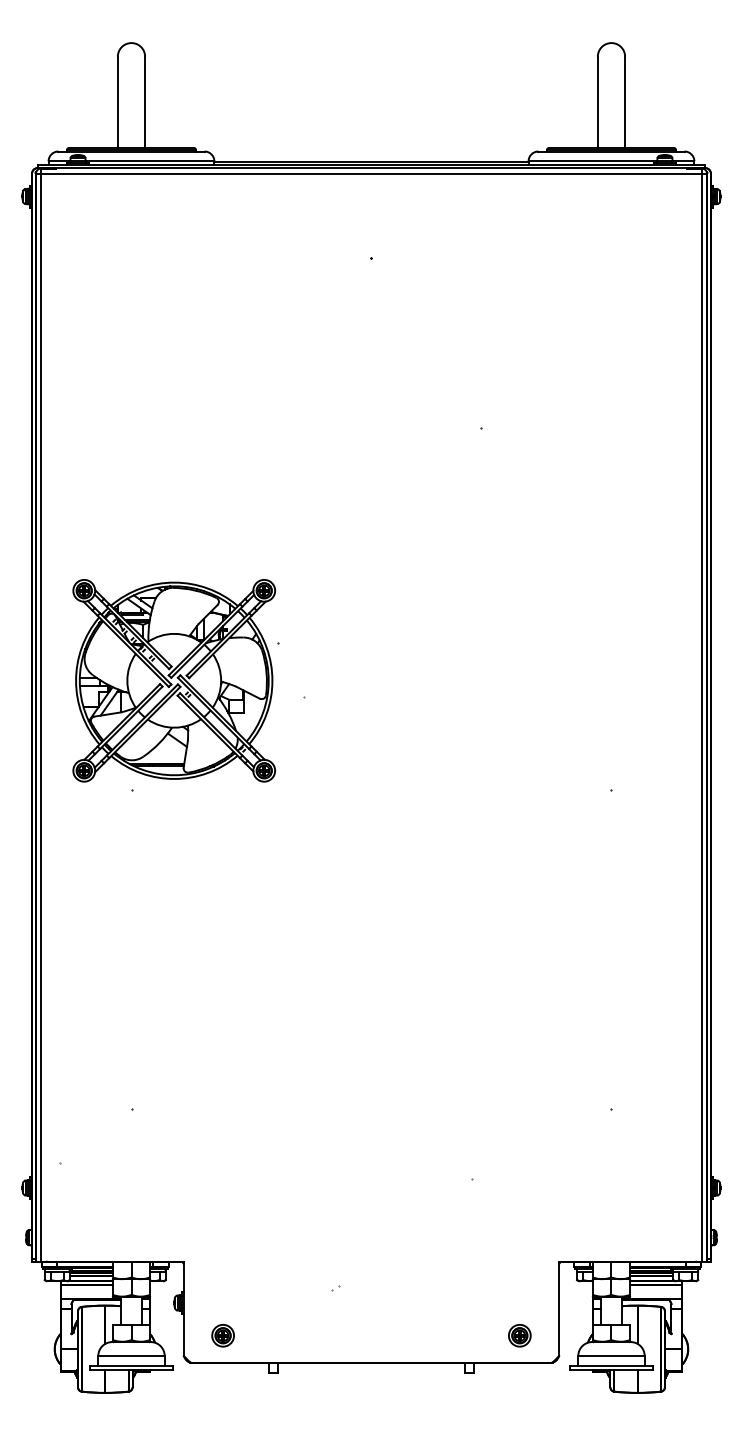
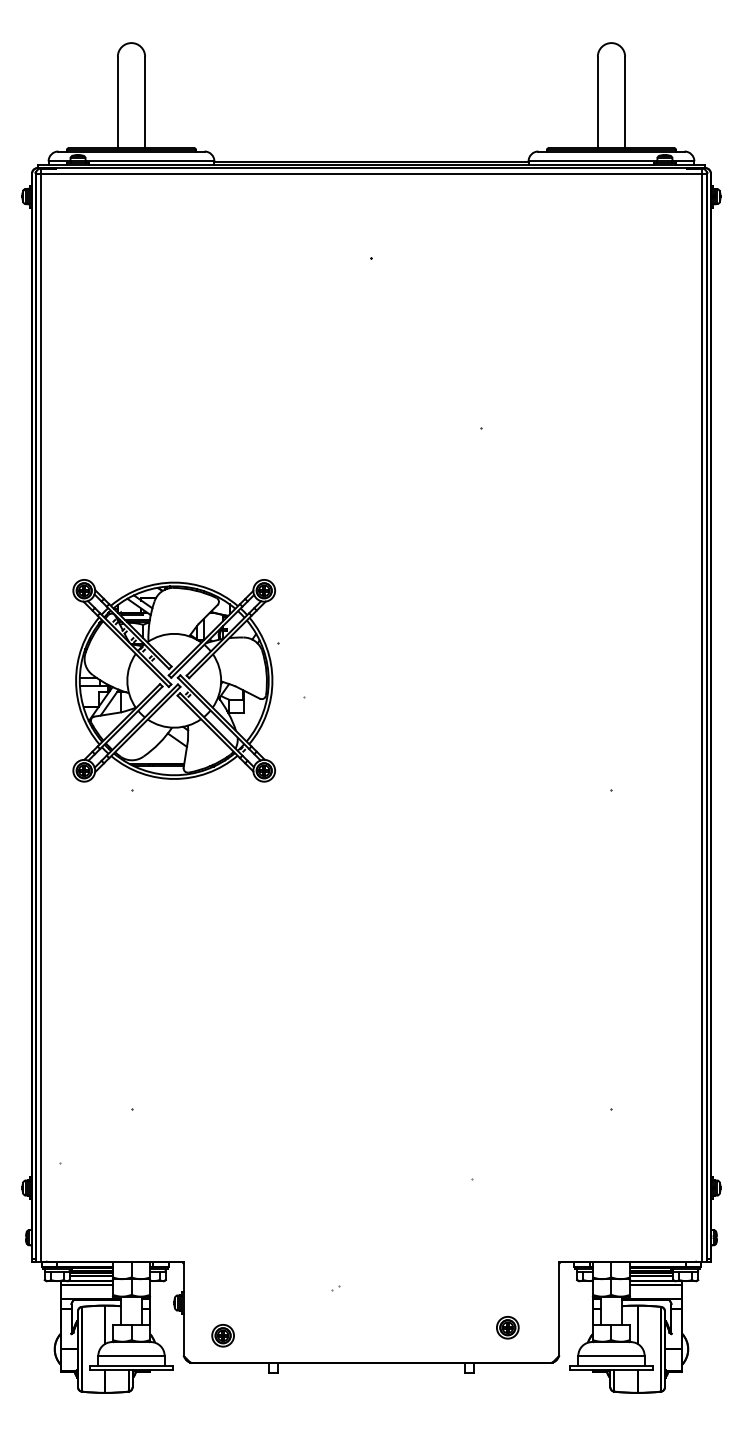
part position: (519, 1335) -> (507, 1327) (507, 1327)
